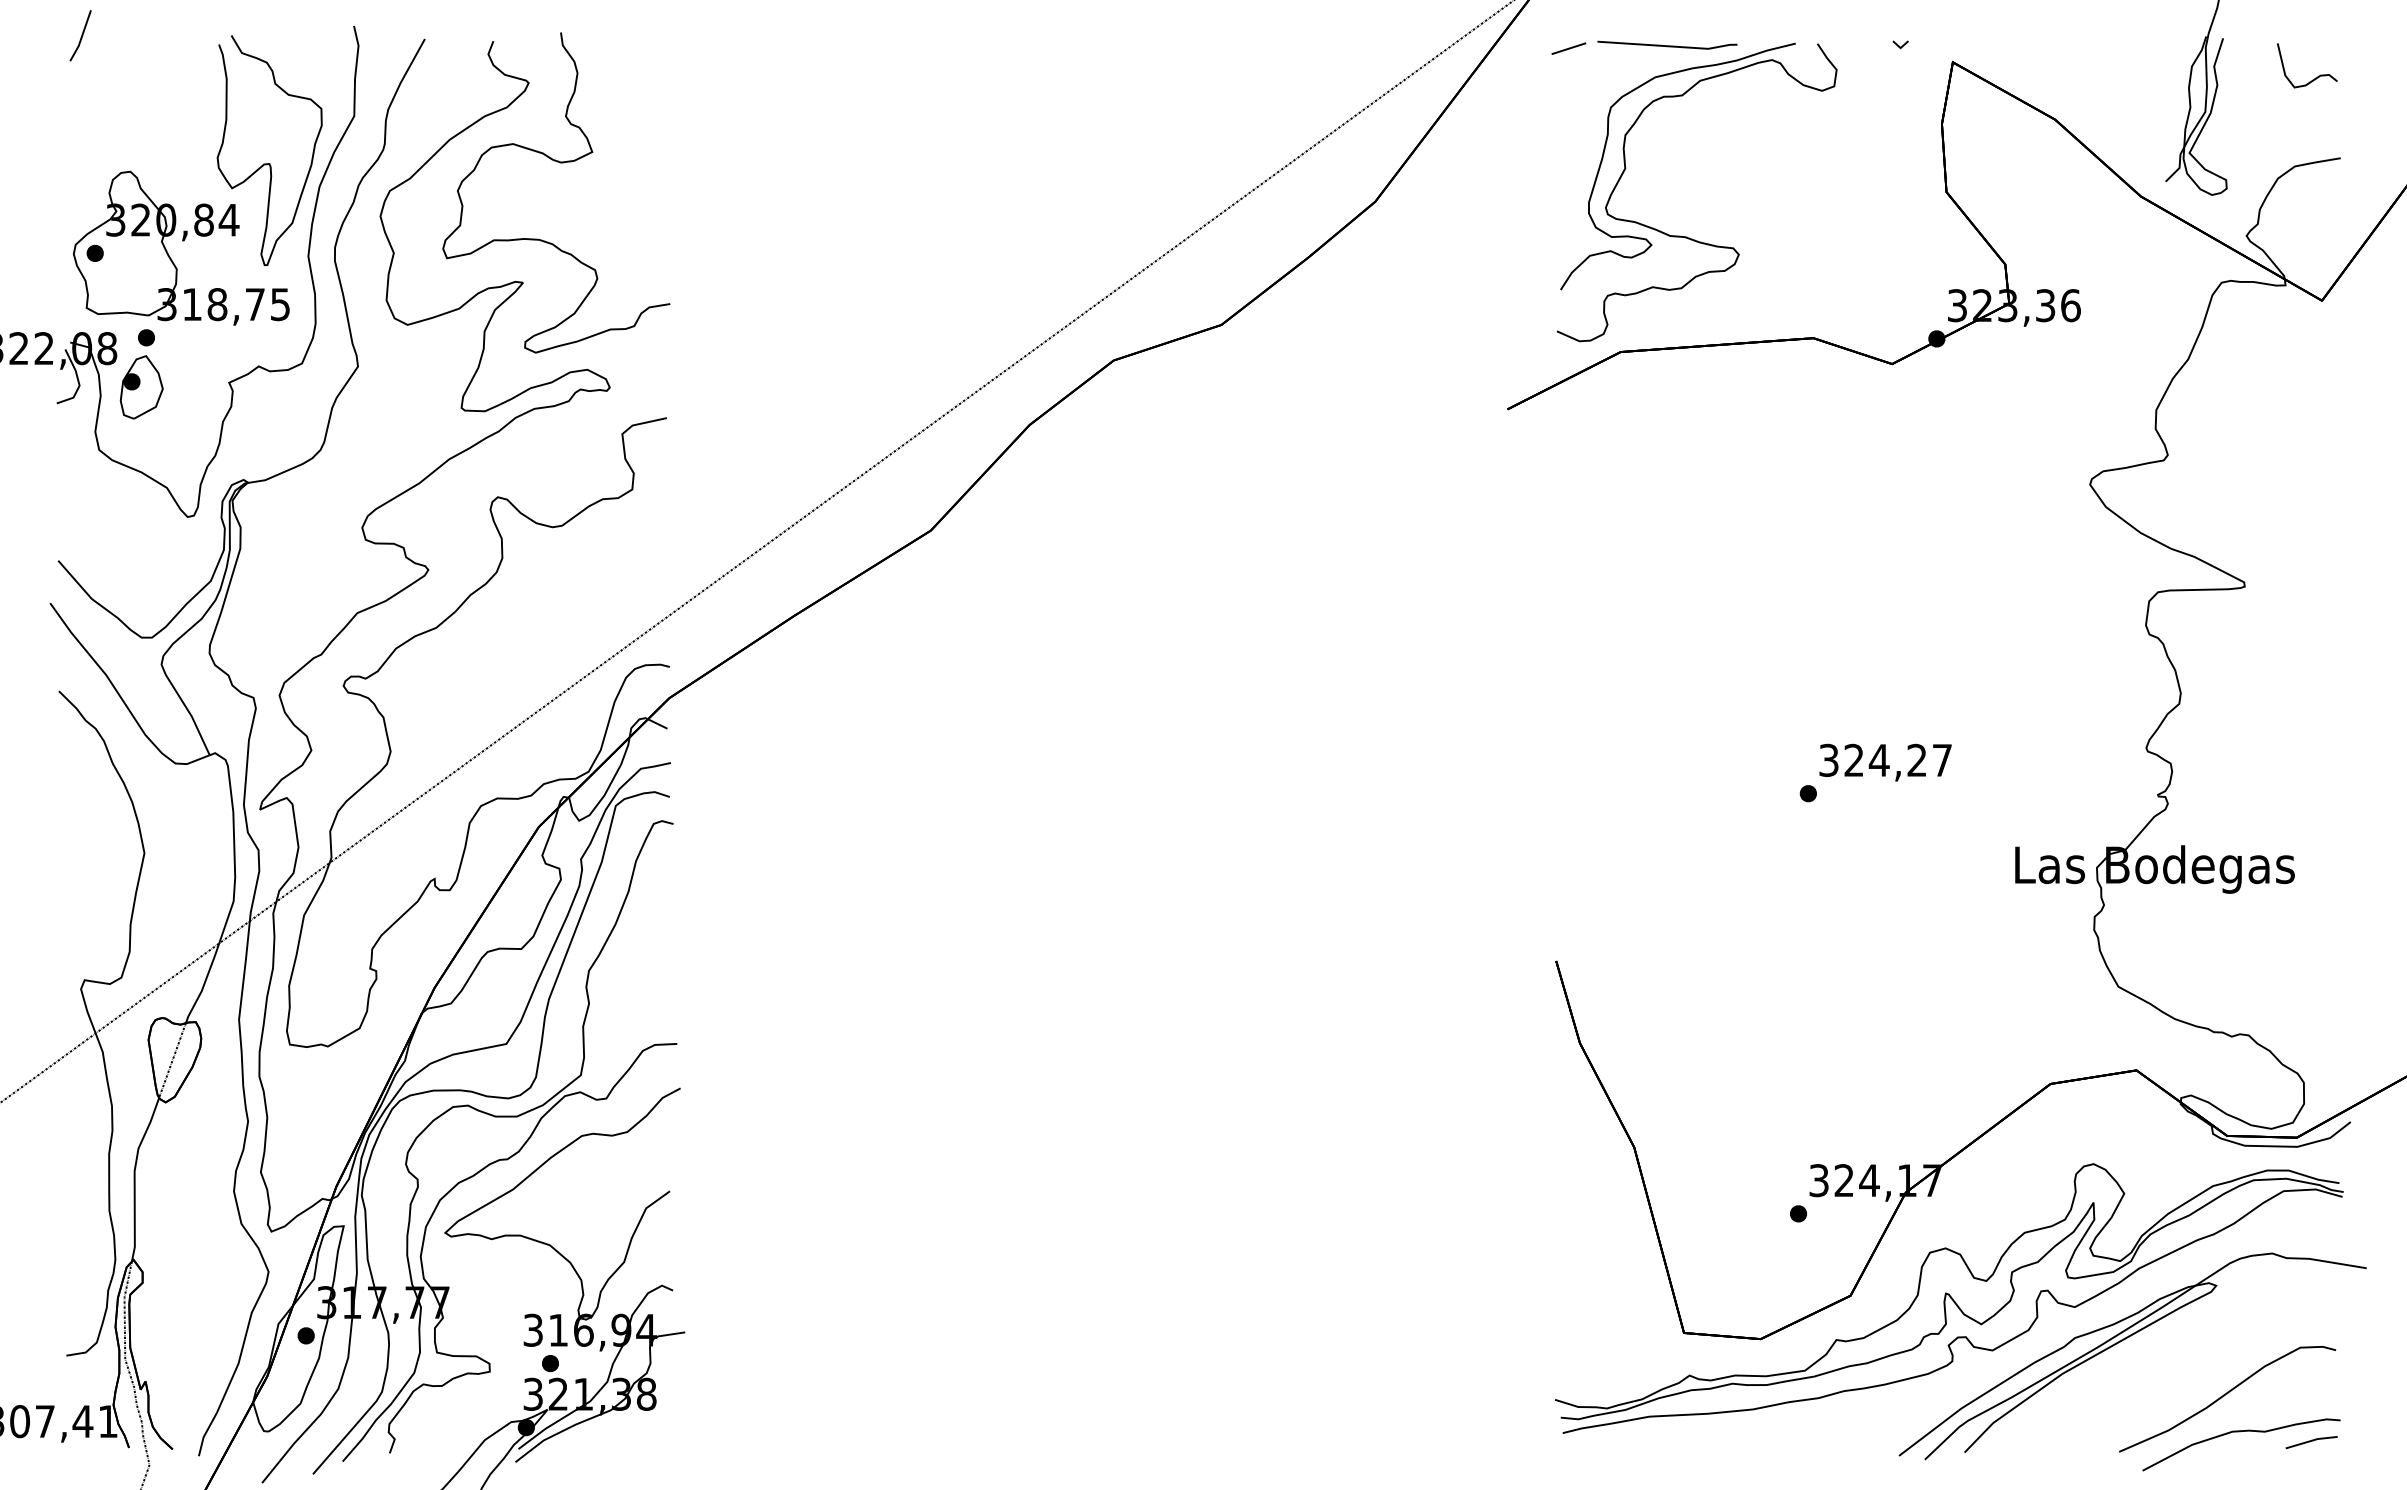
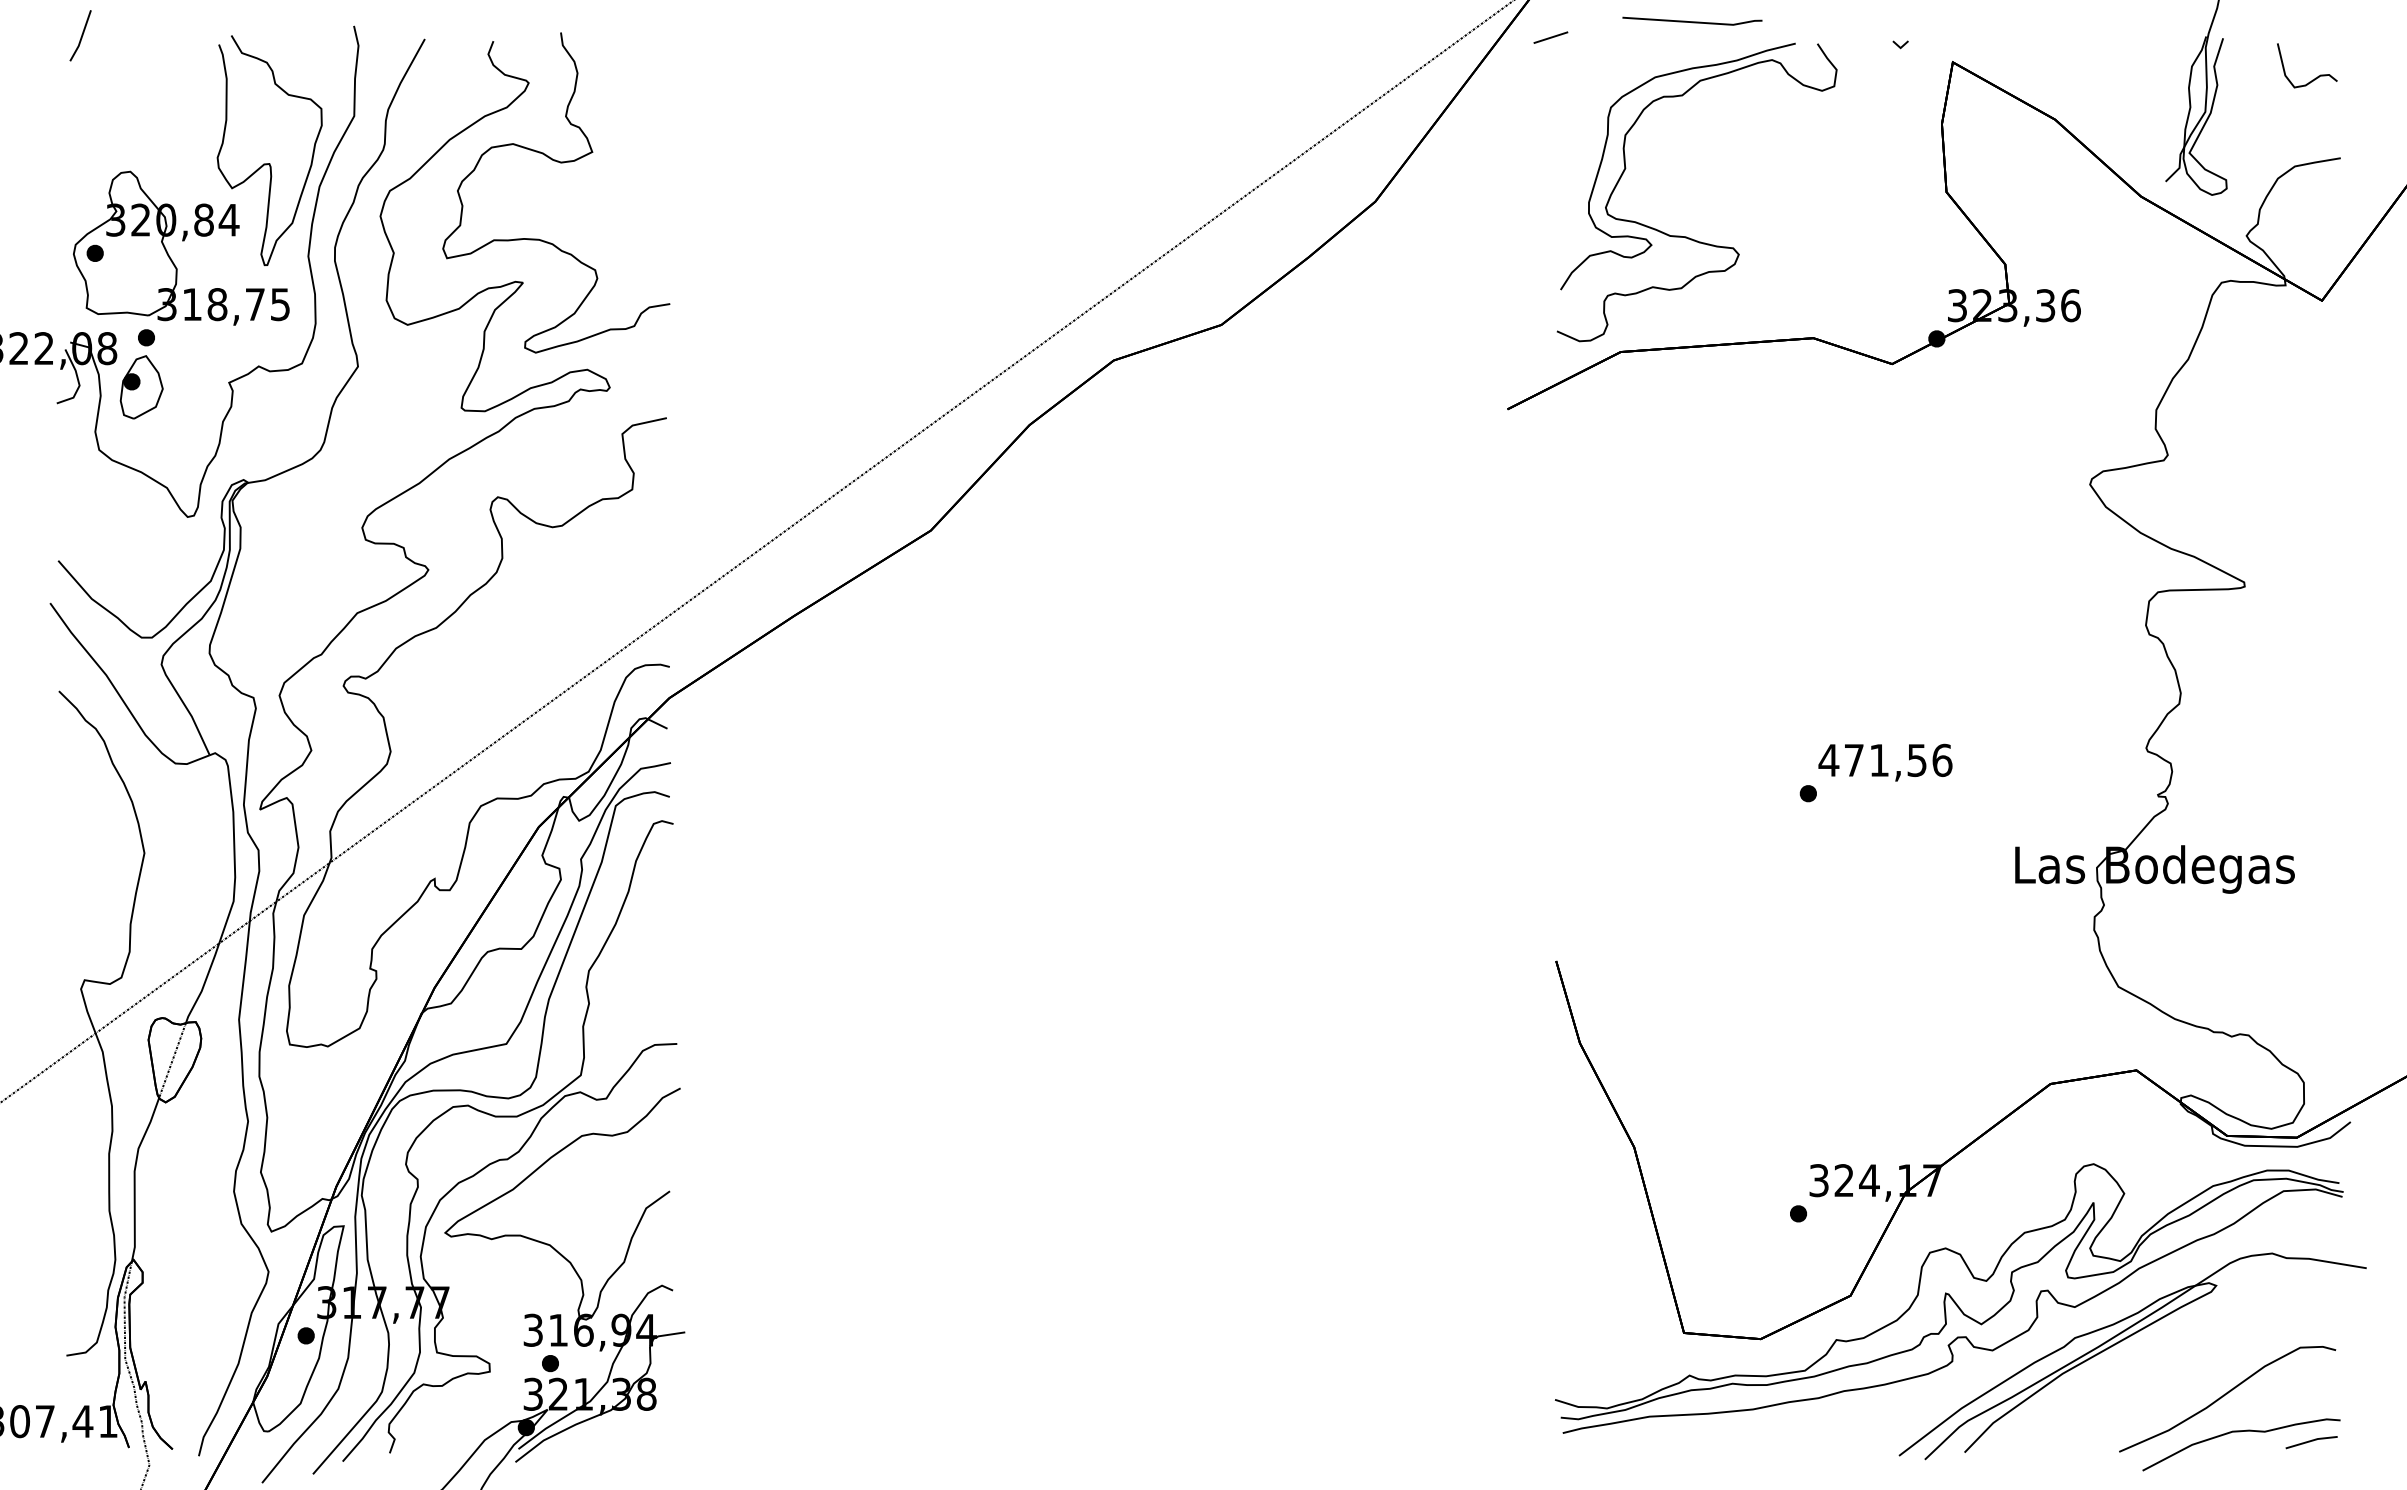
line position: (1667, 45) -> (1692, 21) (1692, 21)
line position: (1568, 48) -> (1550, 37) (1550, 37)
text: 324,27 -> 471,56 (1885, 760)
